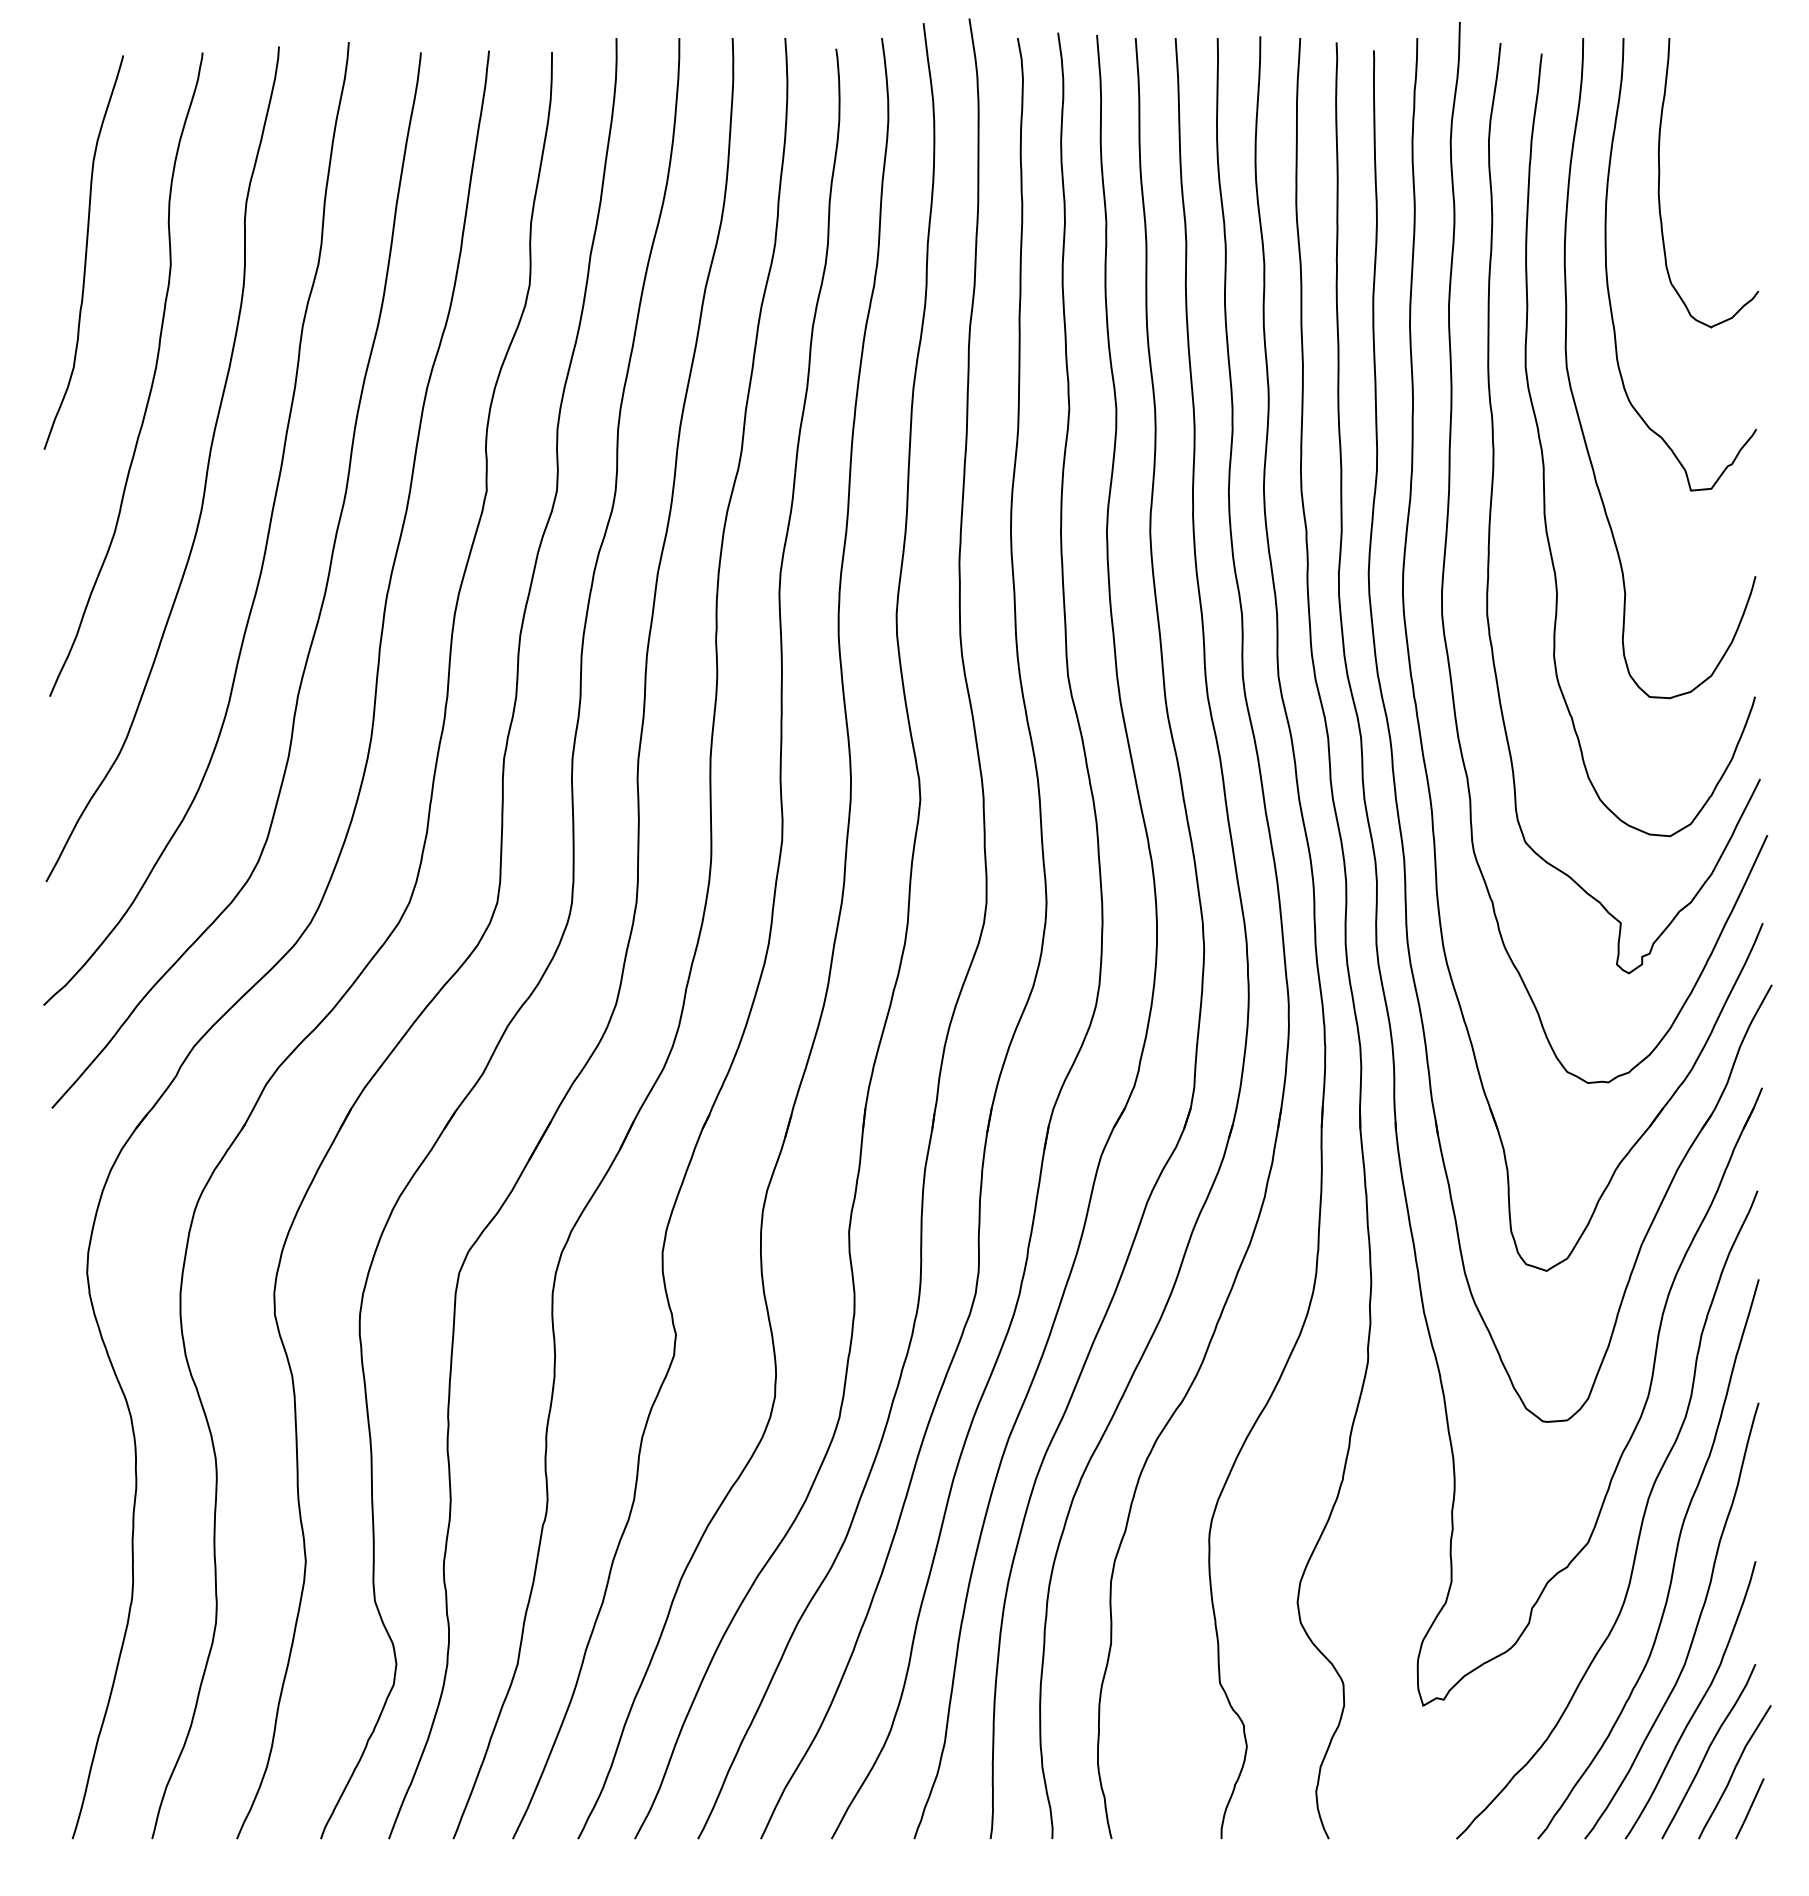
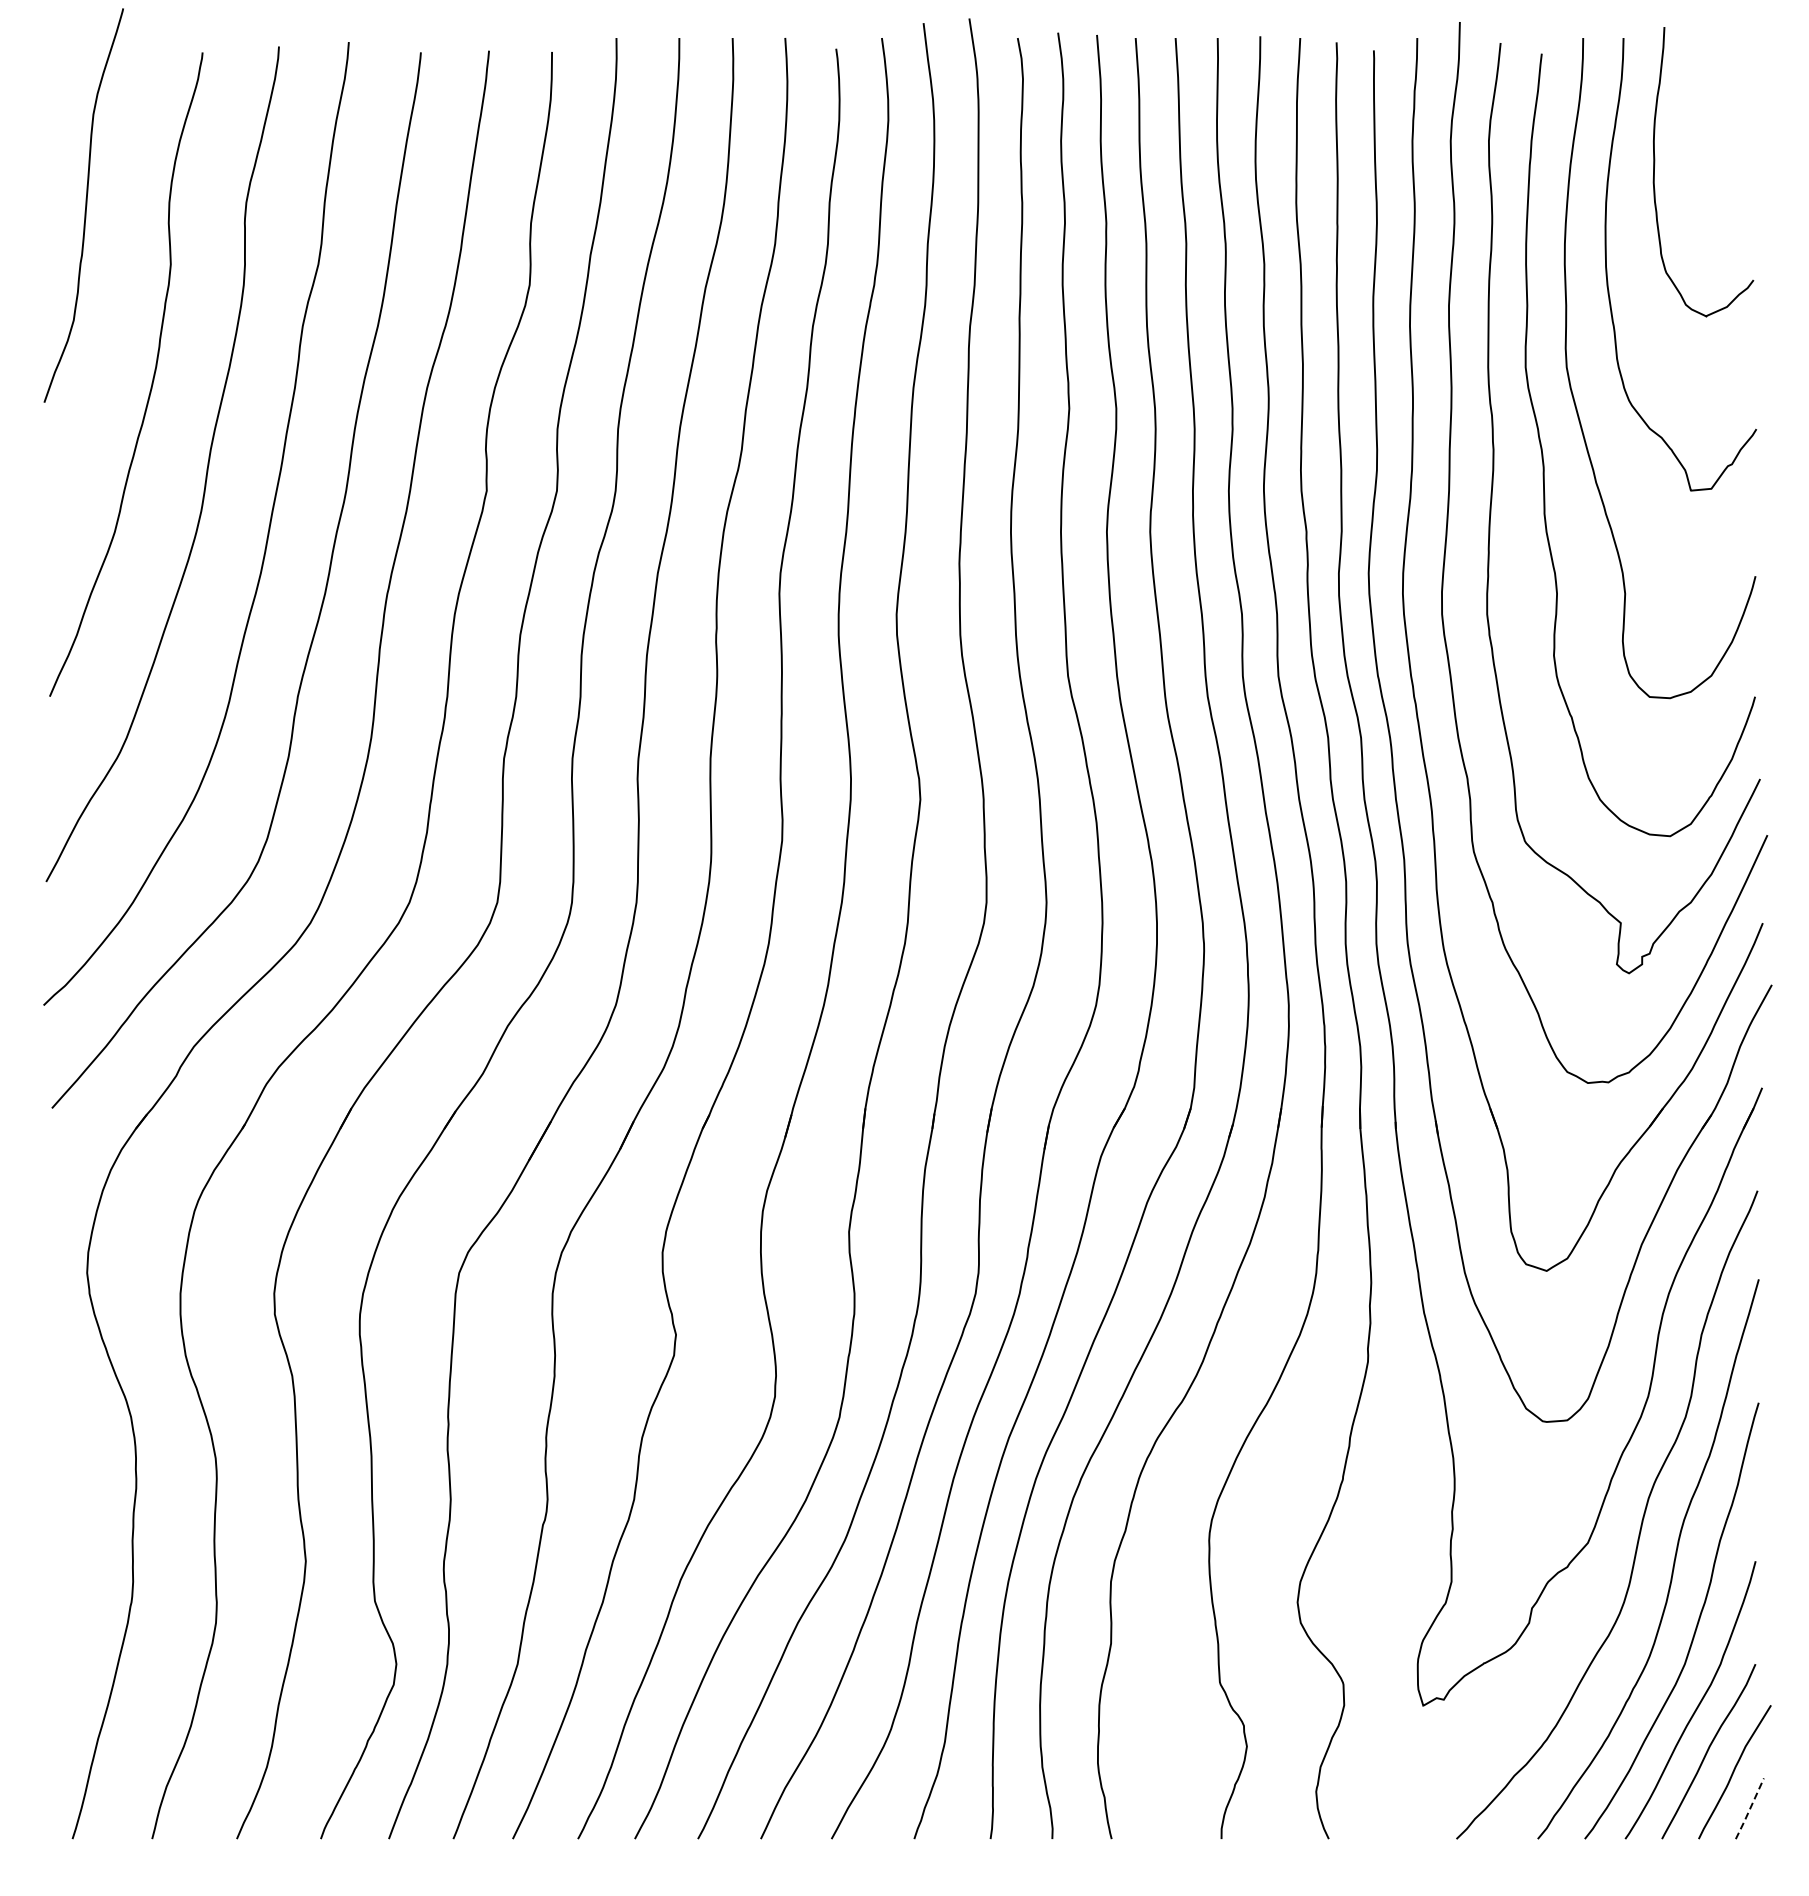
curve position: (1660, 175) -> (1655, 164) (1655, 164)
curve position: (85, 252) -> (85, 205) (85, 205)
line: solid -> dashed (1750, 1809)
